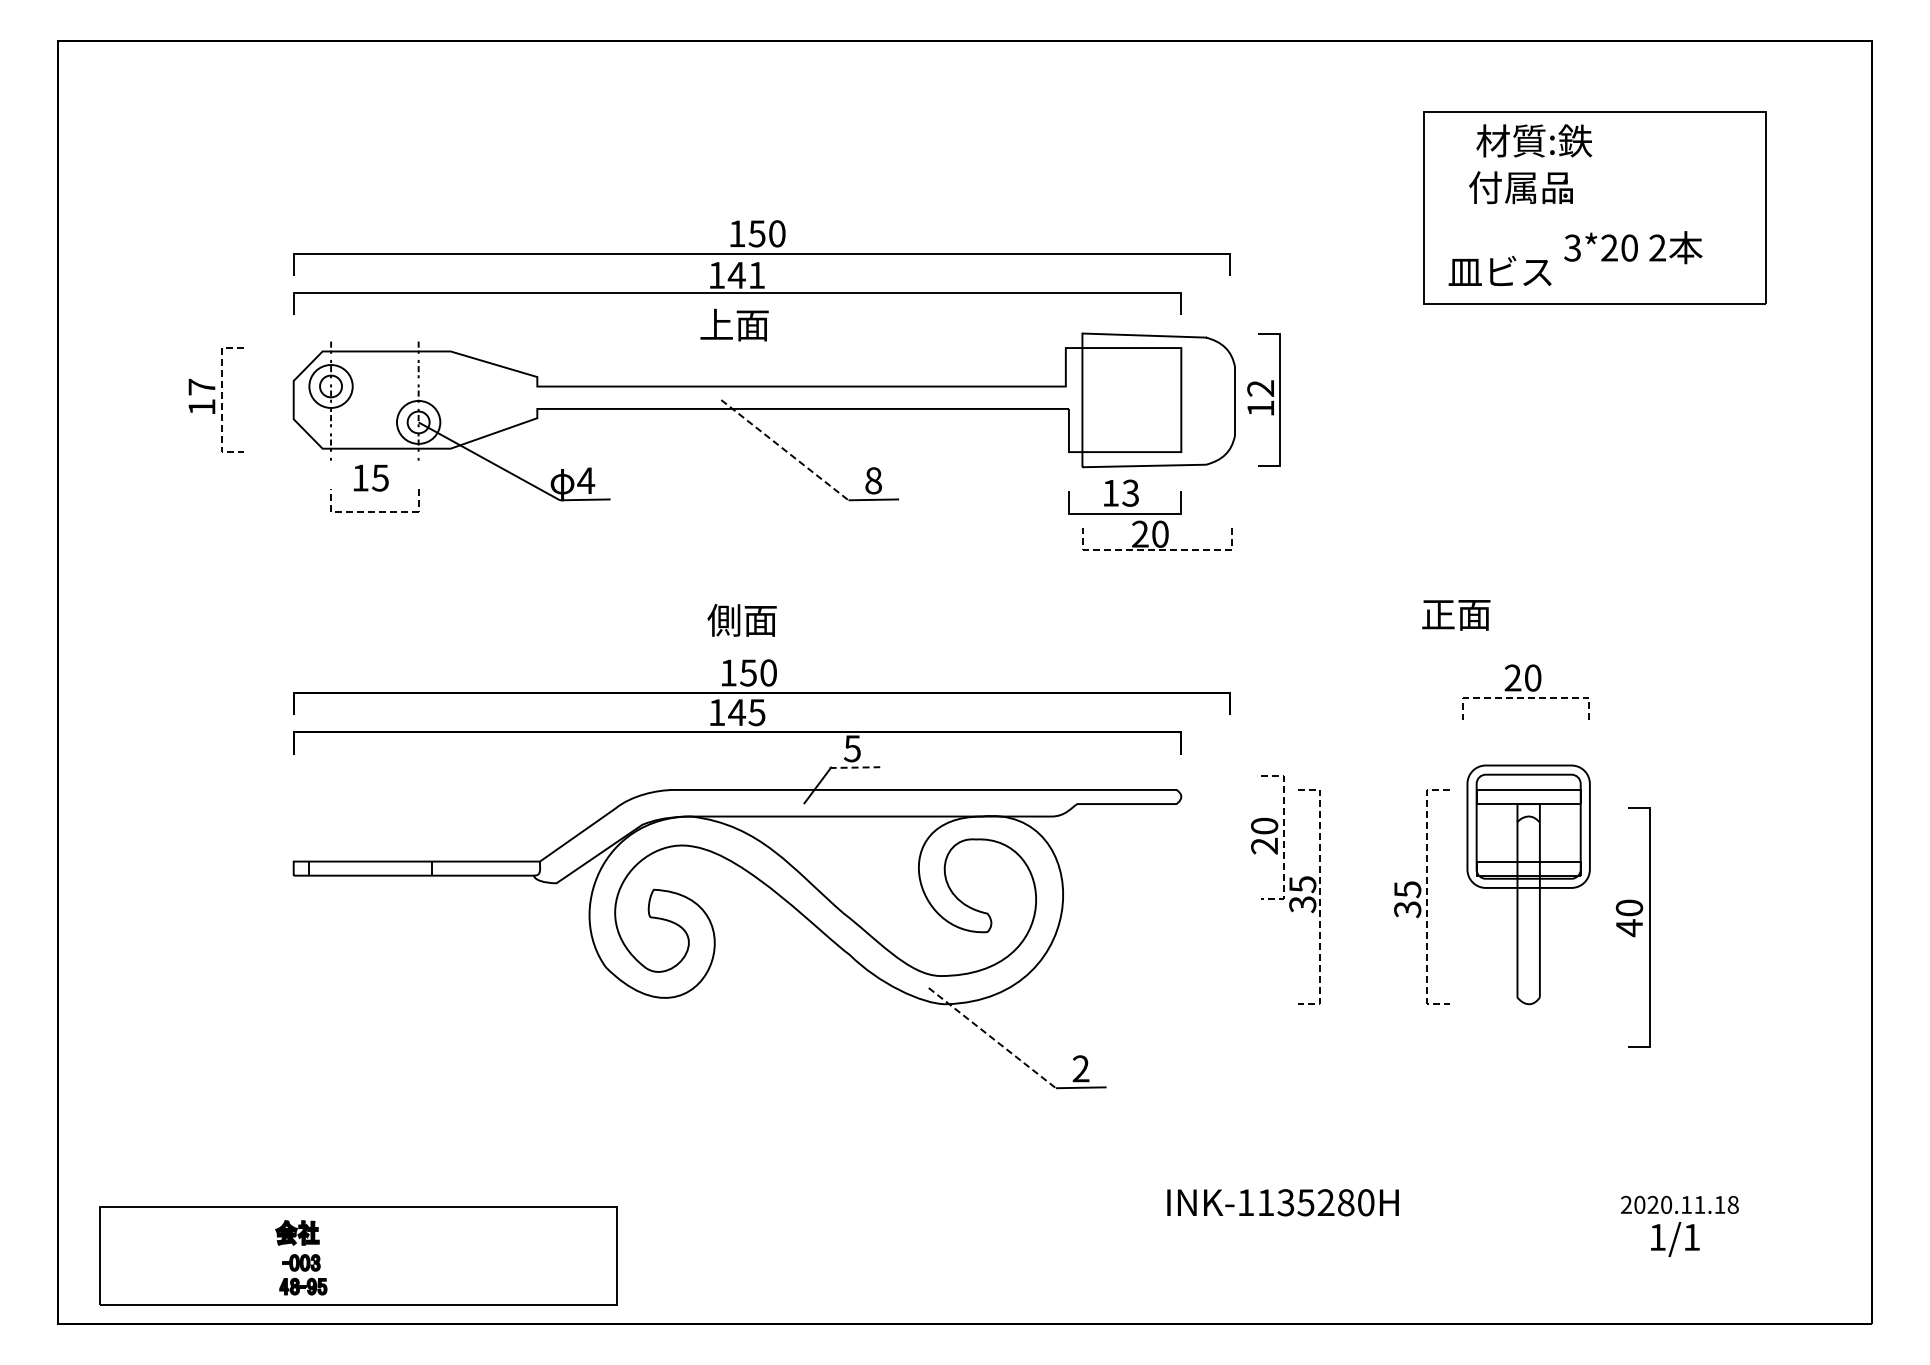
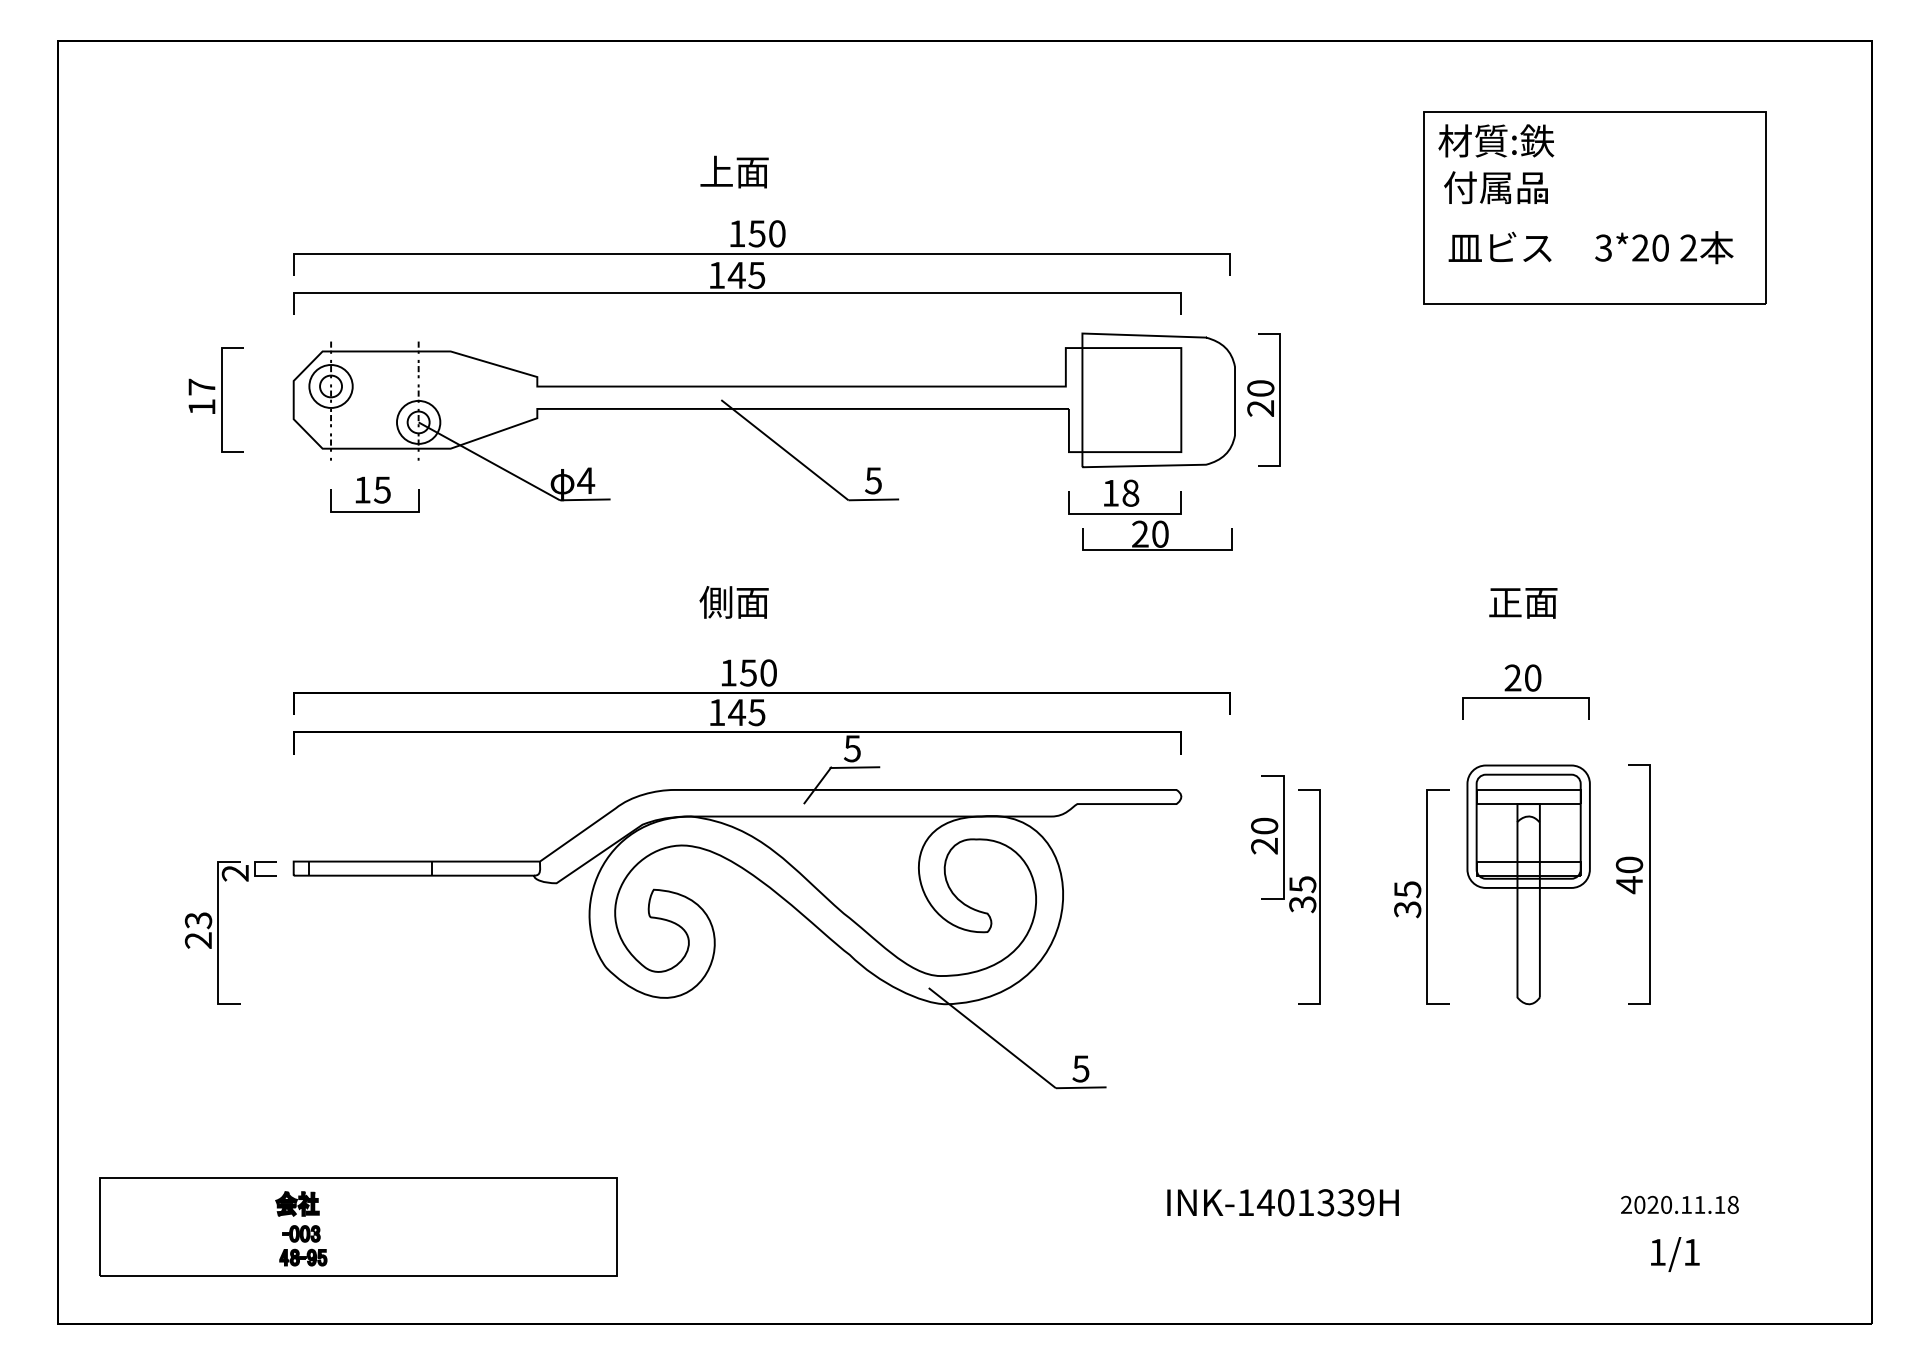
text position: (1534, 140) -> (1496, 140) (1496, 140)
text position: (1520, 187) -> (1495, 187) (1495, 187)
text position: (1633, 247) -> (1664, 247) (1664, 247)
text position: (1499, 270) -> (1499, 246) (1499, 246)
text: 141 -> 145 (756, 275)
text position: (734, 324) -> (734, 171) (734, 171)
text: 12 -> 20 (1260, 398)
line: dashed -> solid (221, 400)
line: dashed -> solid (784, 450)
text position: (370, 477) -> (372, 489) (372, 489)
text: 8 -> 5 (873, 480)
text: 13 -> 18 (1130, 492)
line: dashed -> solid (374, 511)
line: dashed -> solid (1157, 550)
text position: (1456, 615) -> (1523, 603) (1523, 603)
text position: (741, 620) -> (733, 602) (733, 602)
line: dashed -> solid (1525, 697)
line: dashed -> solid (855, 767)
line: dashed -> solid (1283, 837)
line: dashed -> solid (1320, 897)
line: dashed -> solid (1427, 897)
part position: (1632, 927) -> (1632, 884) (1632, 884)
part: none -> present (218, 932)
line: dashed -> solid (992, 1038)
text: 2 -> 5 (1080, 1068)
text: INK-1135280H -> INK-1401339H (1315, 1202)
text position: (1675, 1239) -> (1675, 1254) (1675, 1254)
part position: (358, 1255) -> (358, 1226) (358, 1226)
